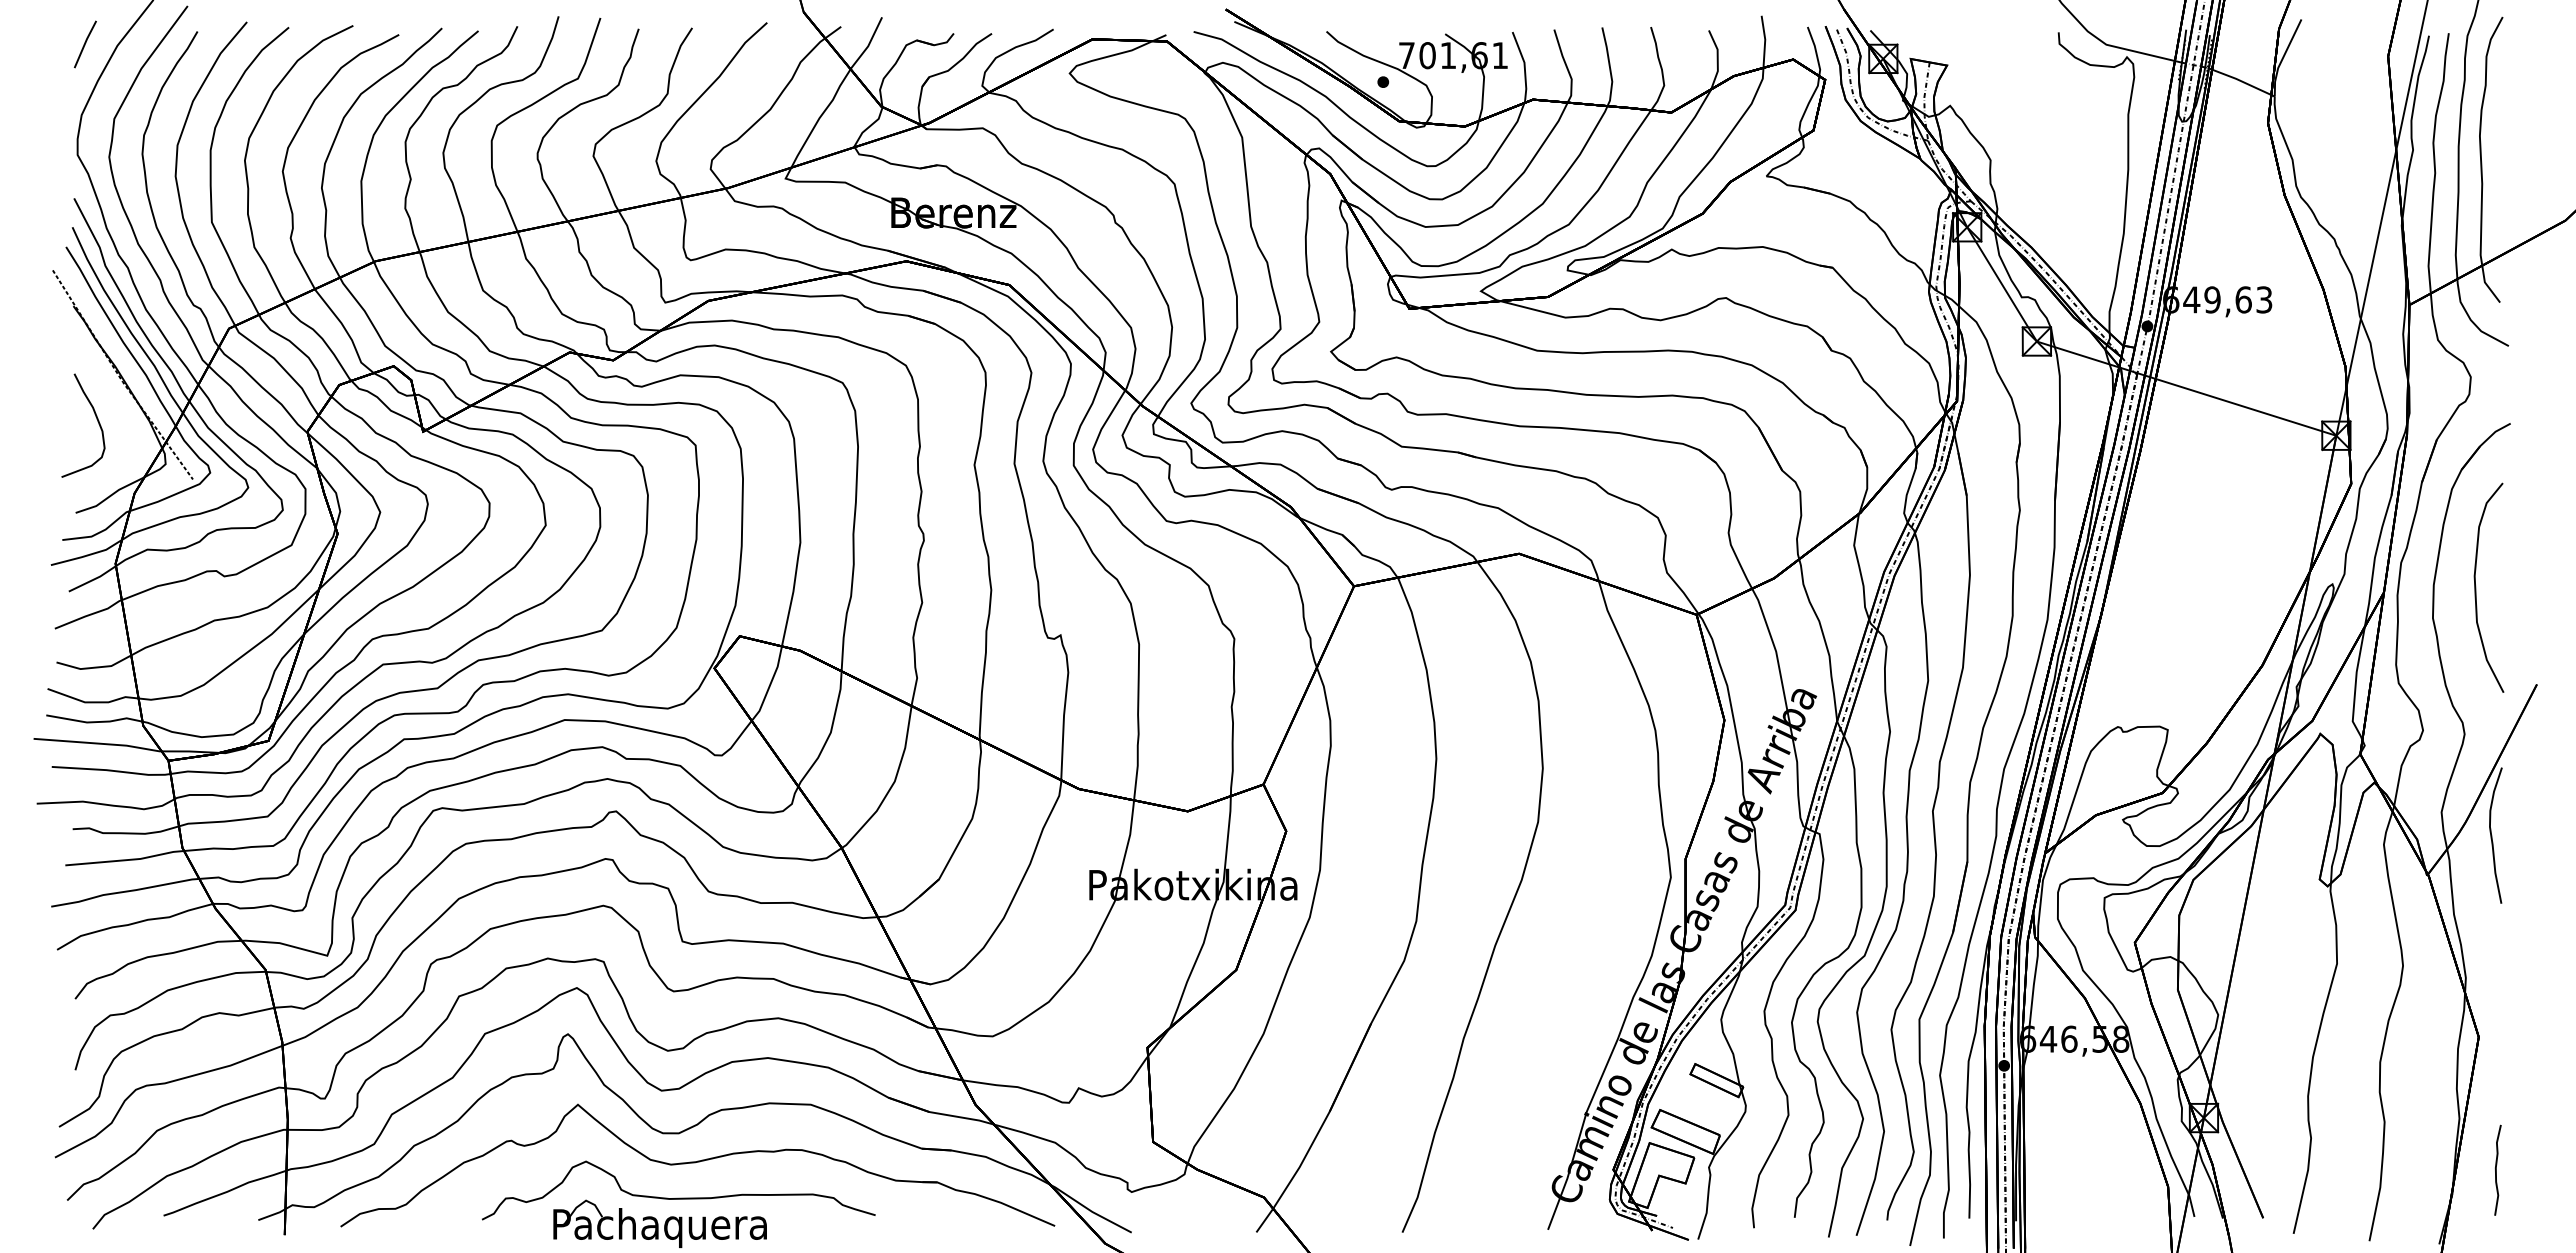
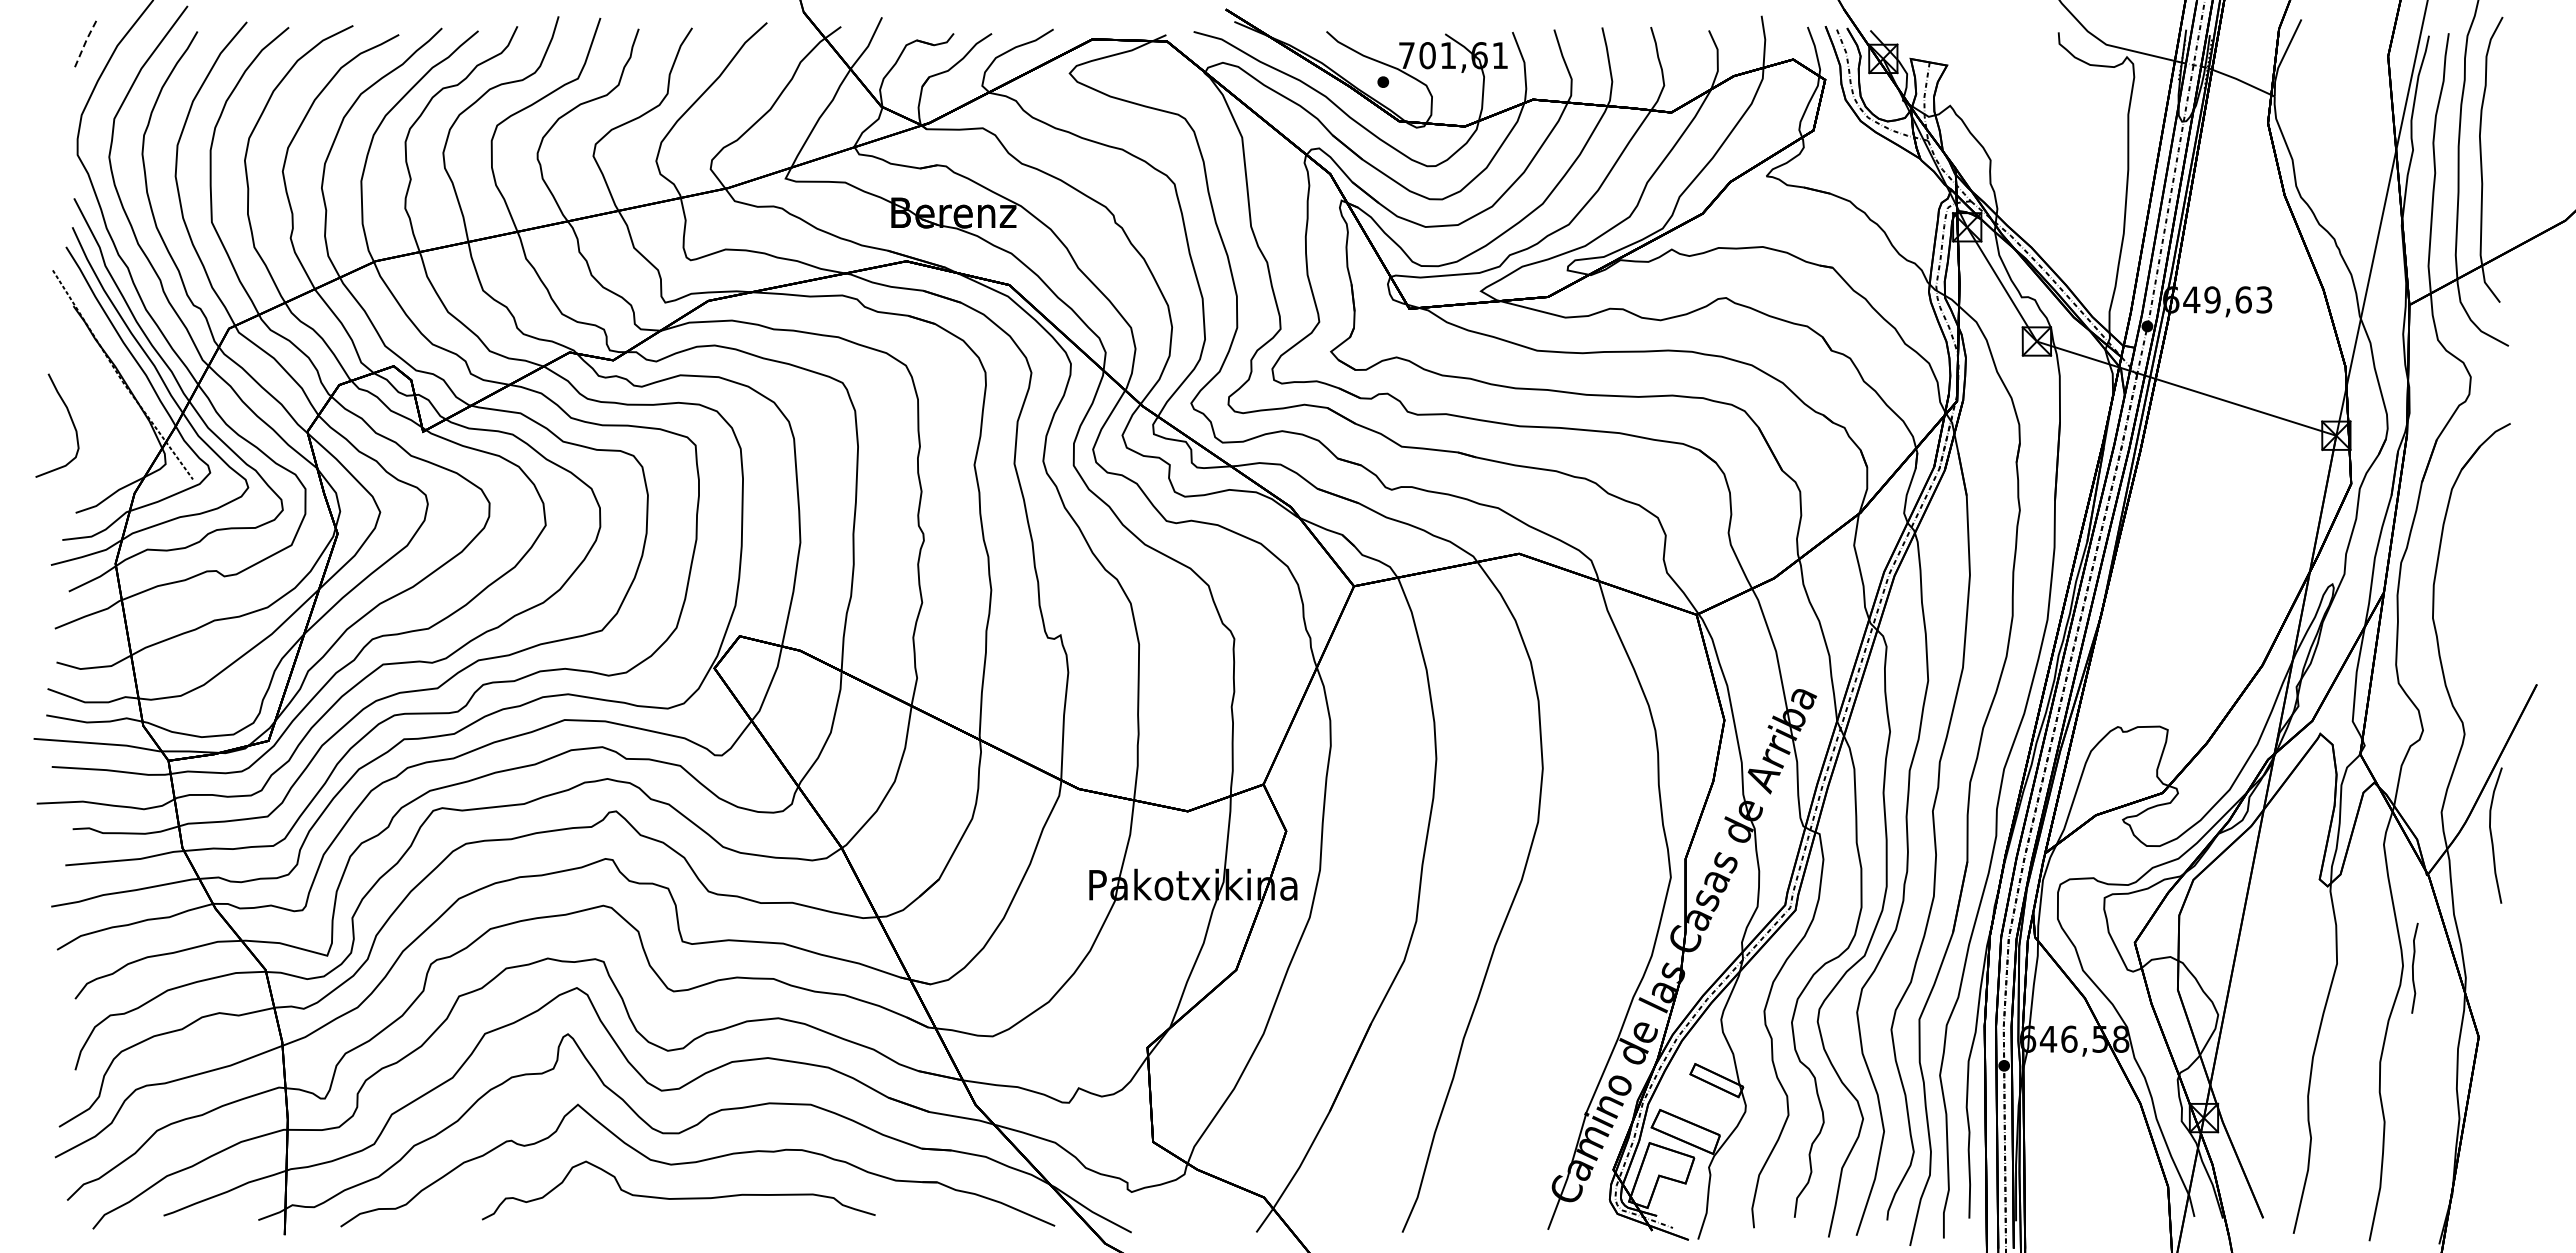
line: solid -> dashed (85, 43)
curve position: (96, 419) -> (70, 419) (70, 419)
curve: present -> none (2476, 587)
curve position: (2496, 1169) -> (2413, 967) (2413, 967)
part: present -> none (659, 1223)
